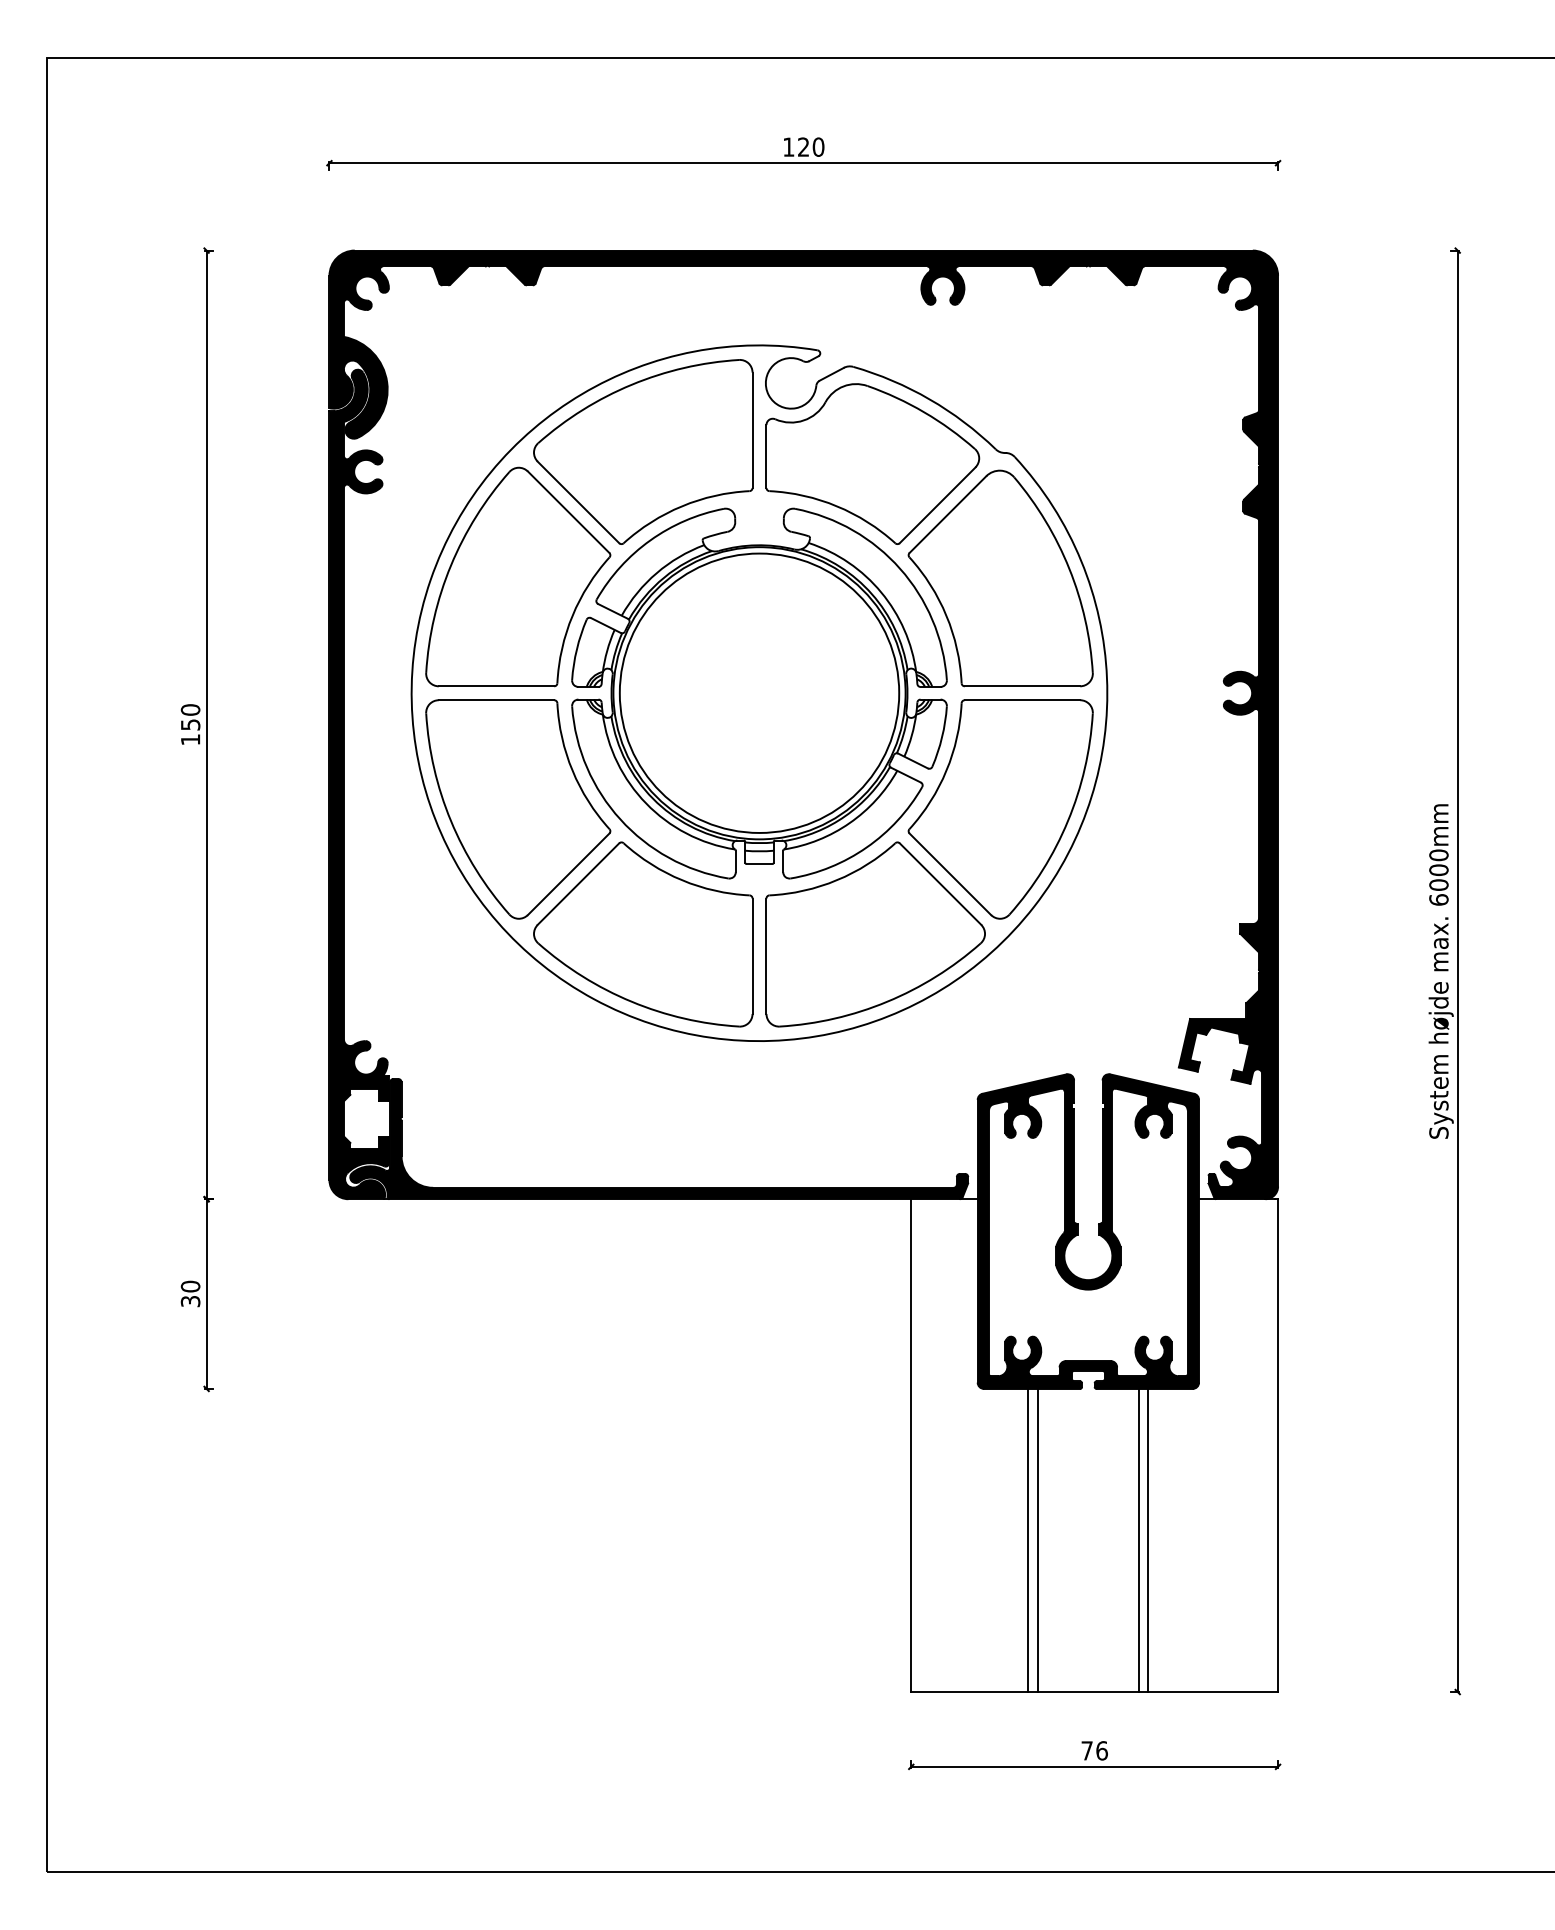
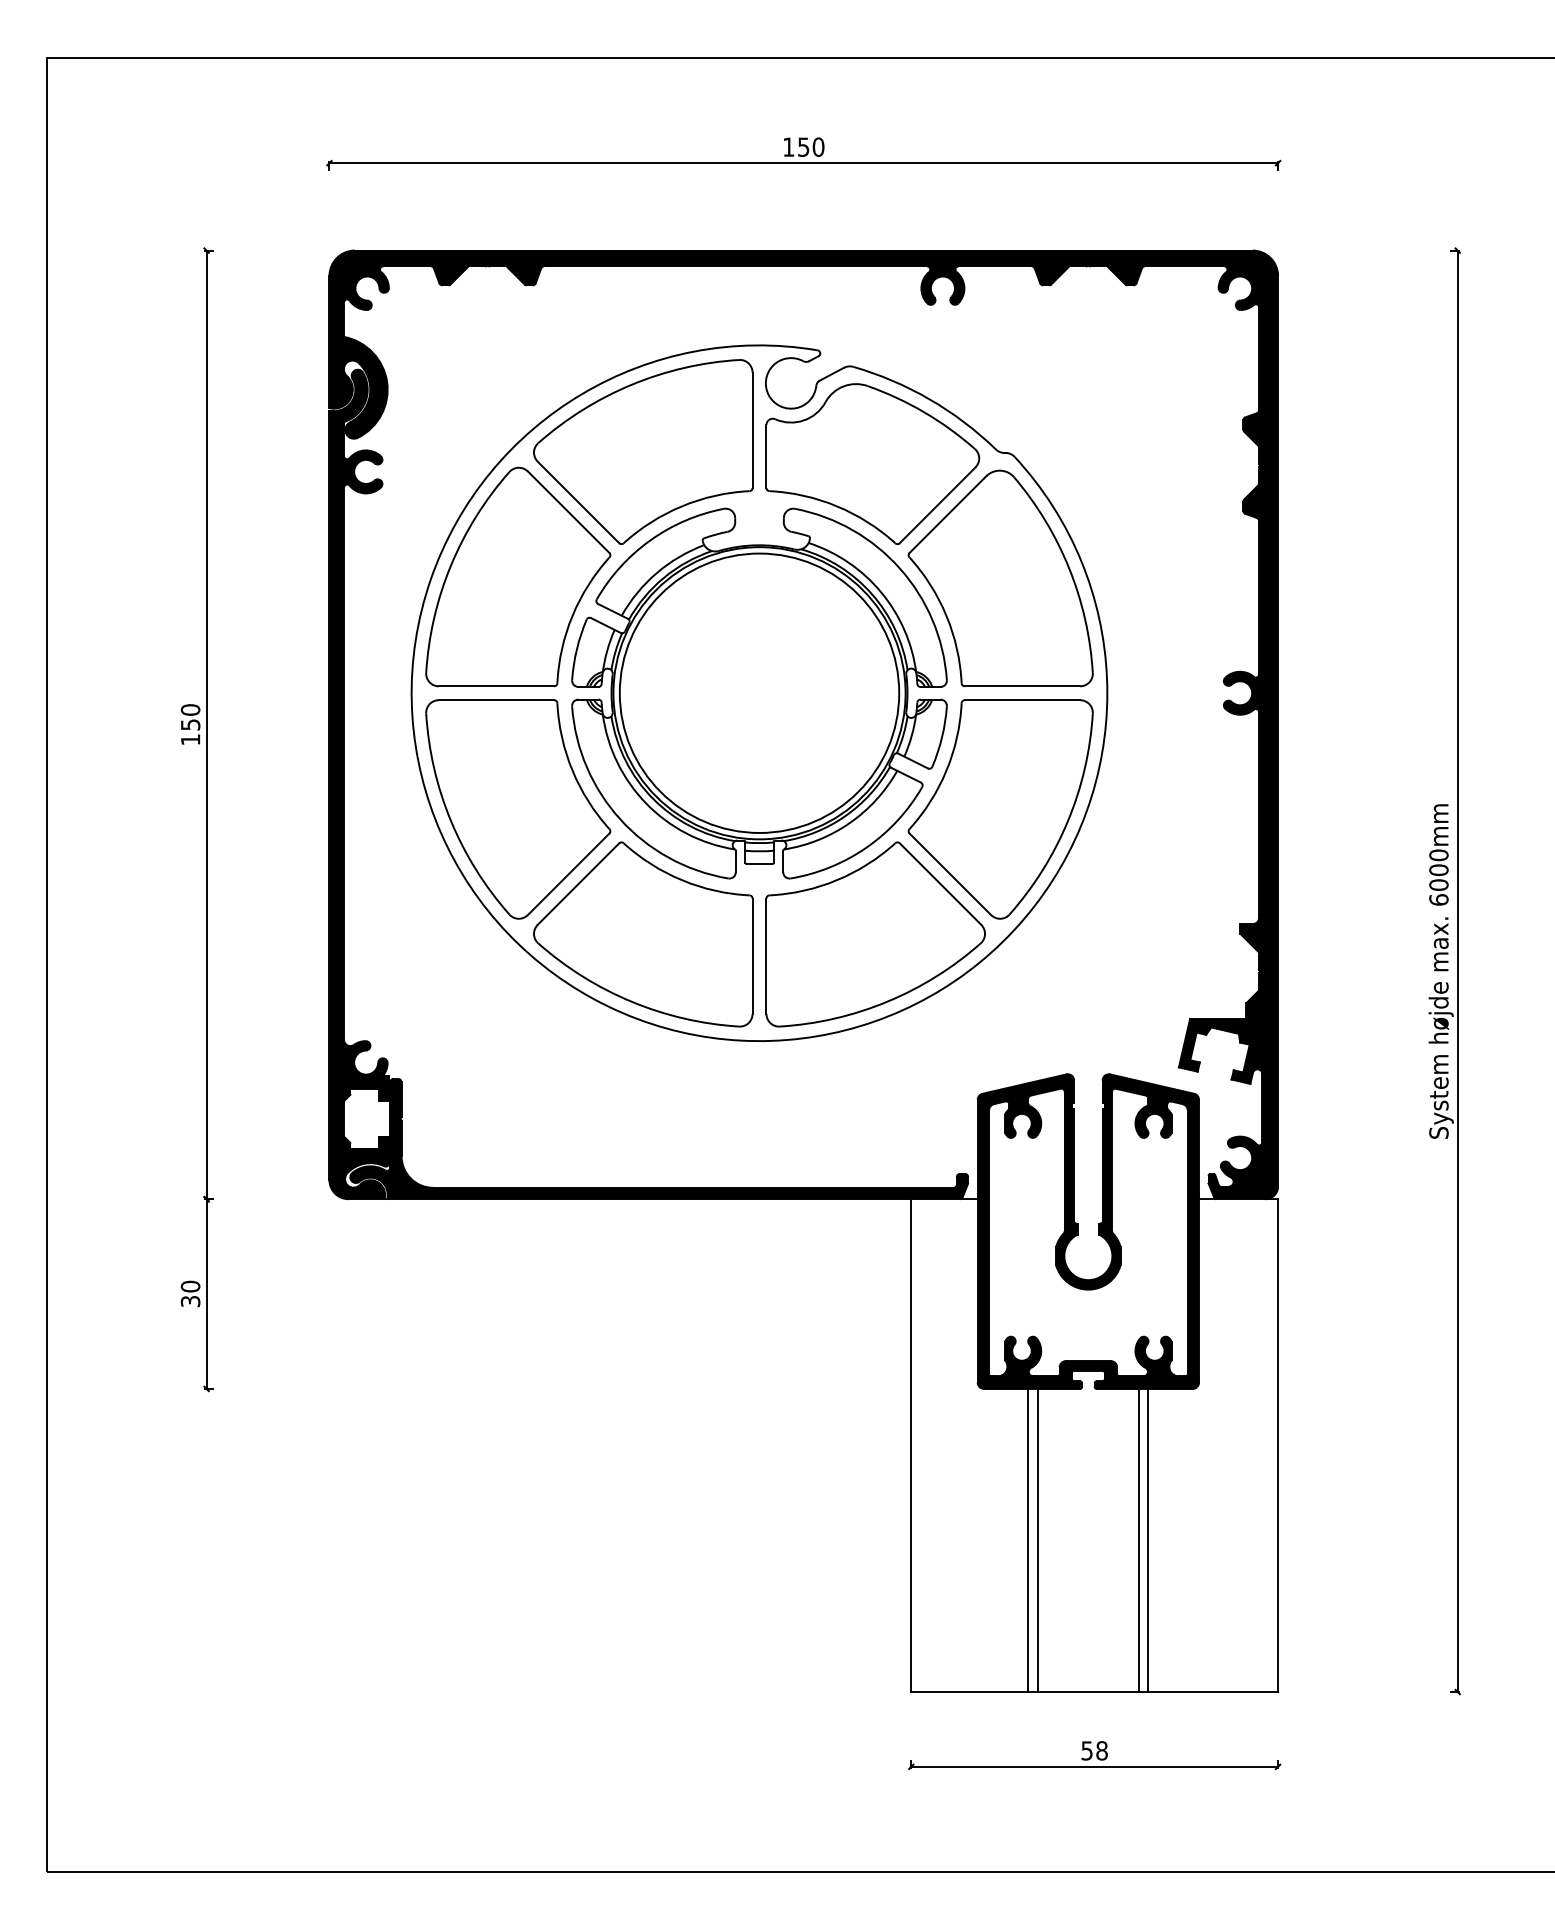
text: 120 -> 150 (803, 146)
text: 76 -> 58 (1094, 1750)
